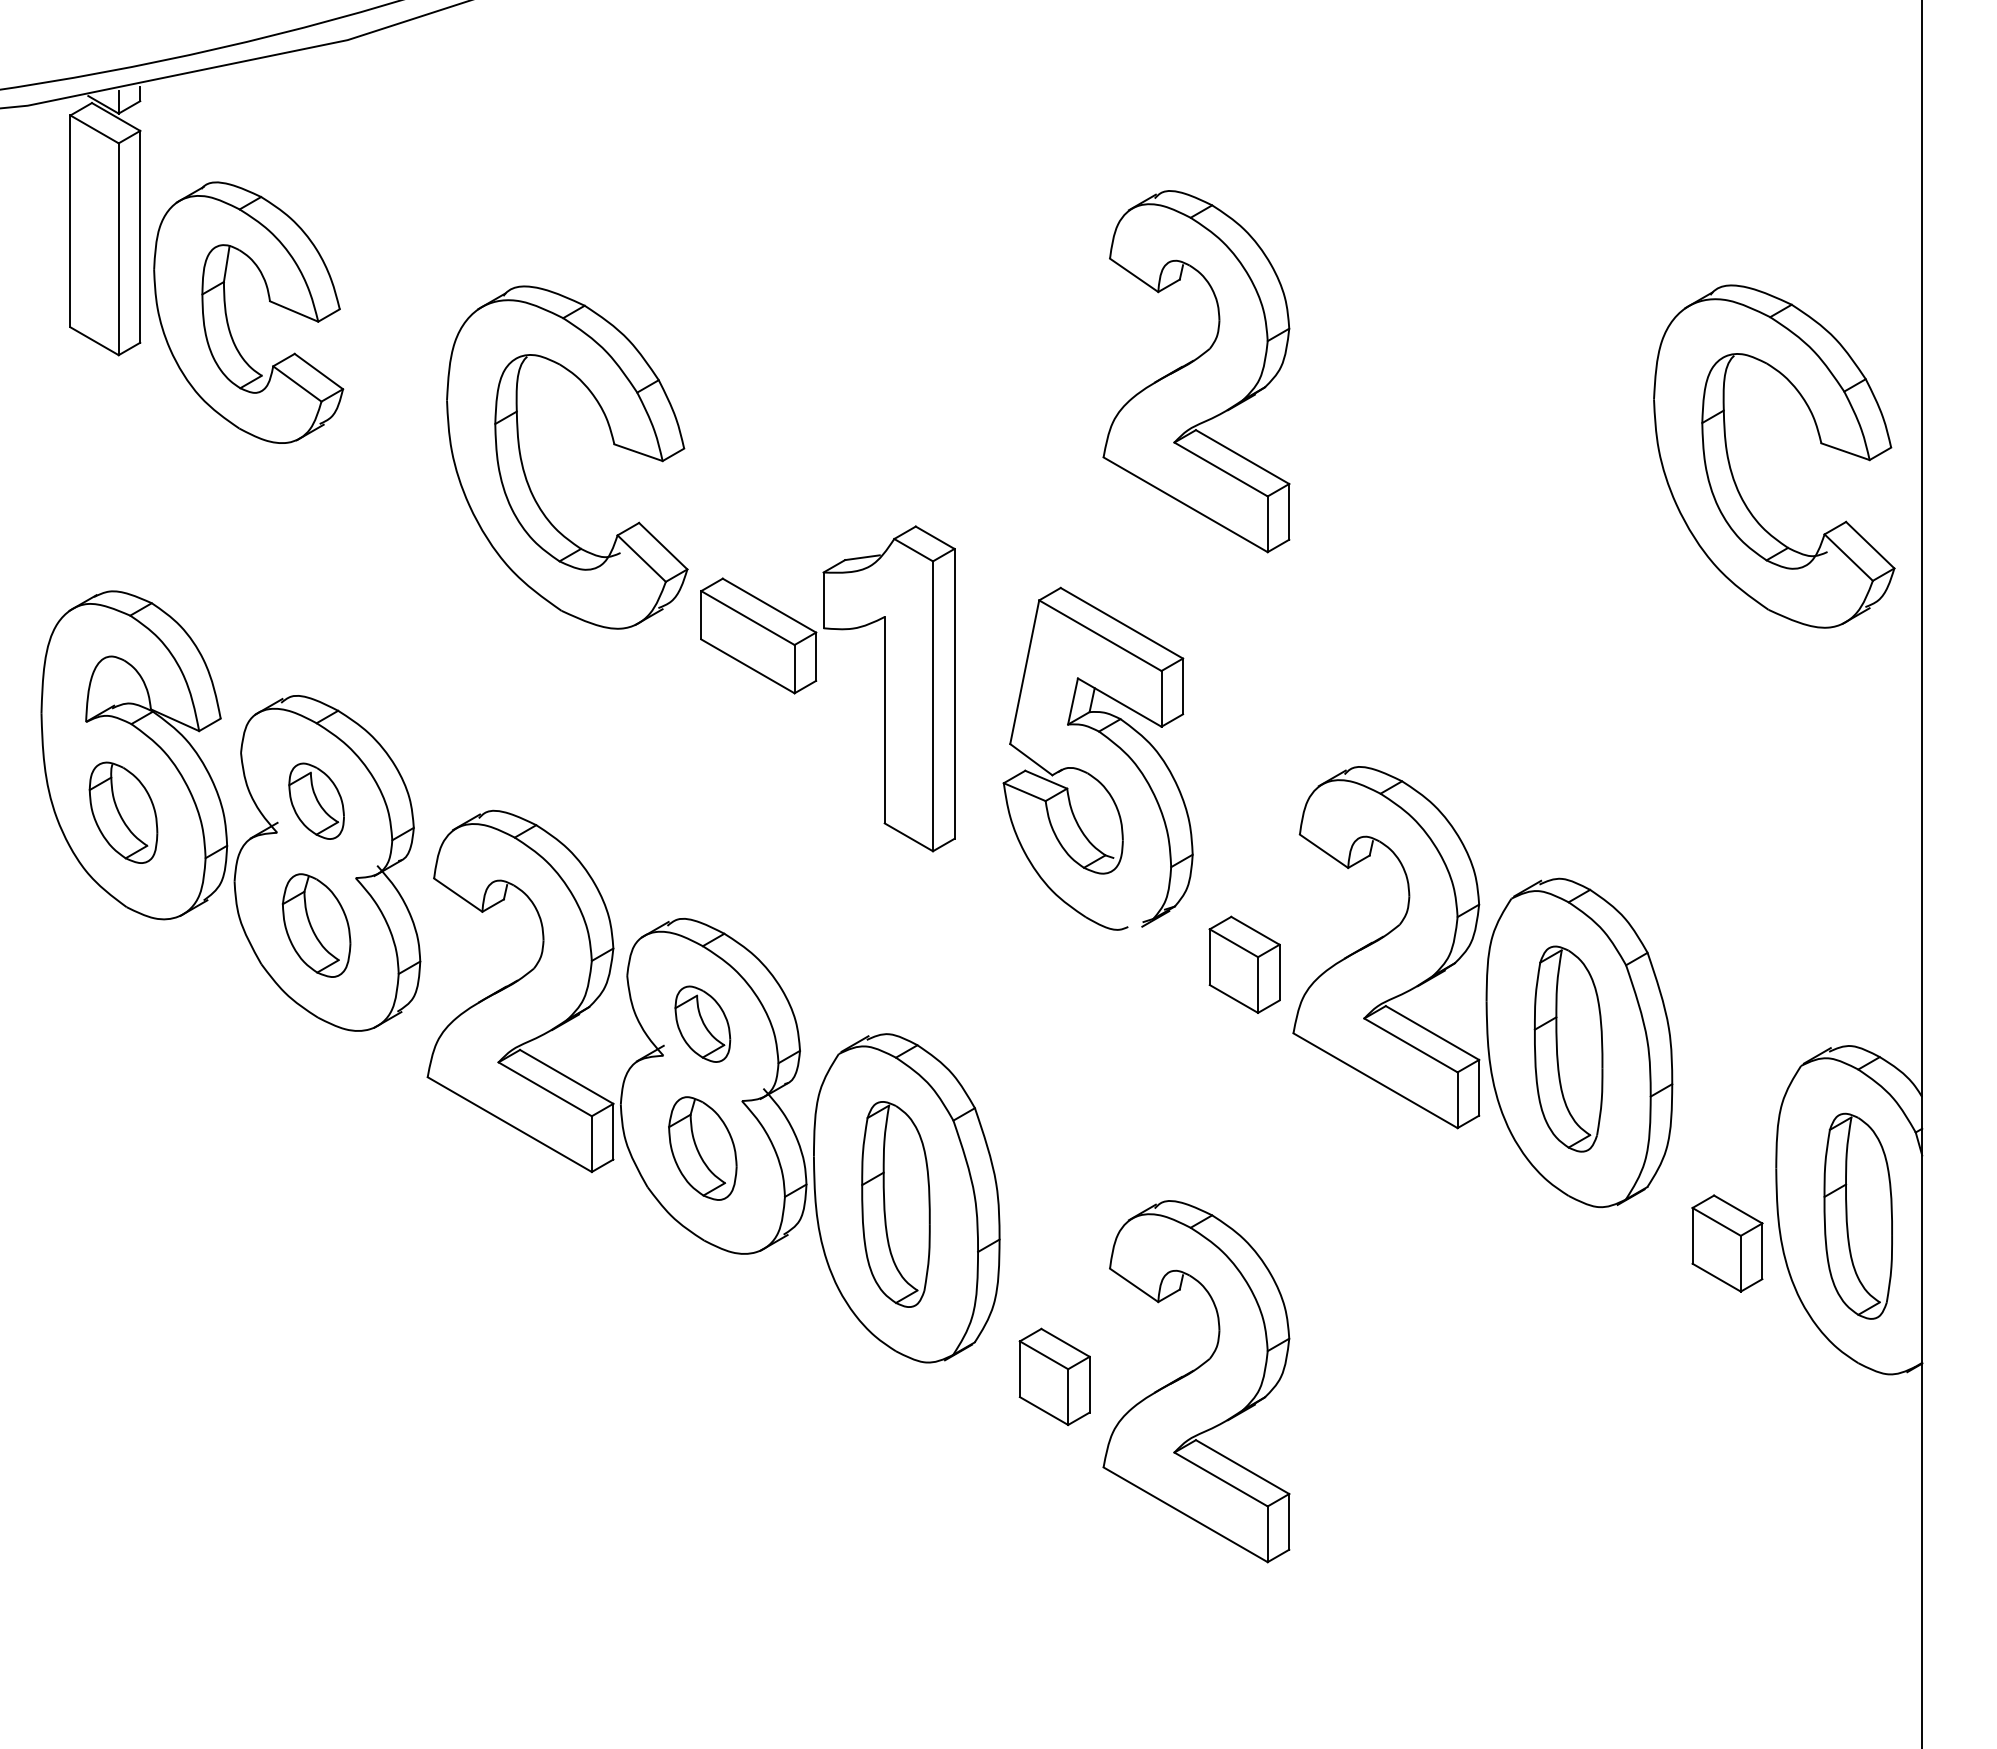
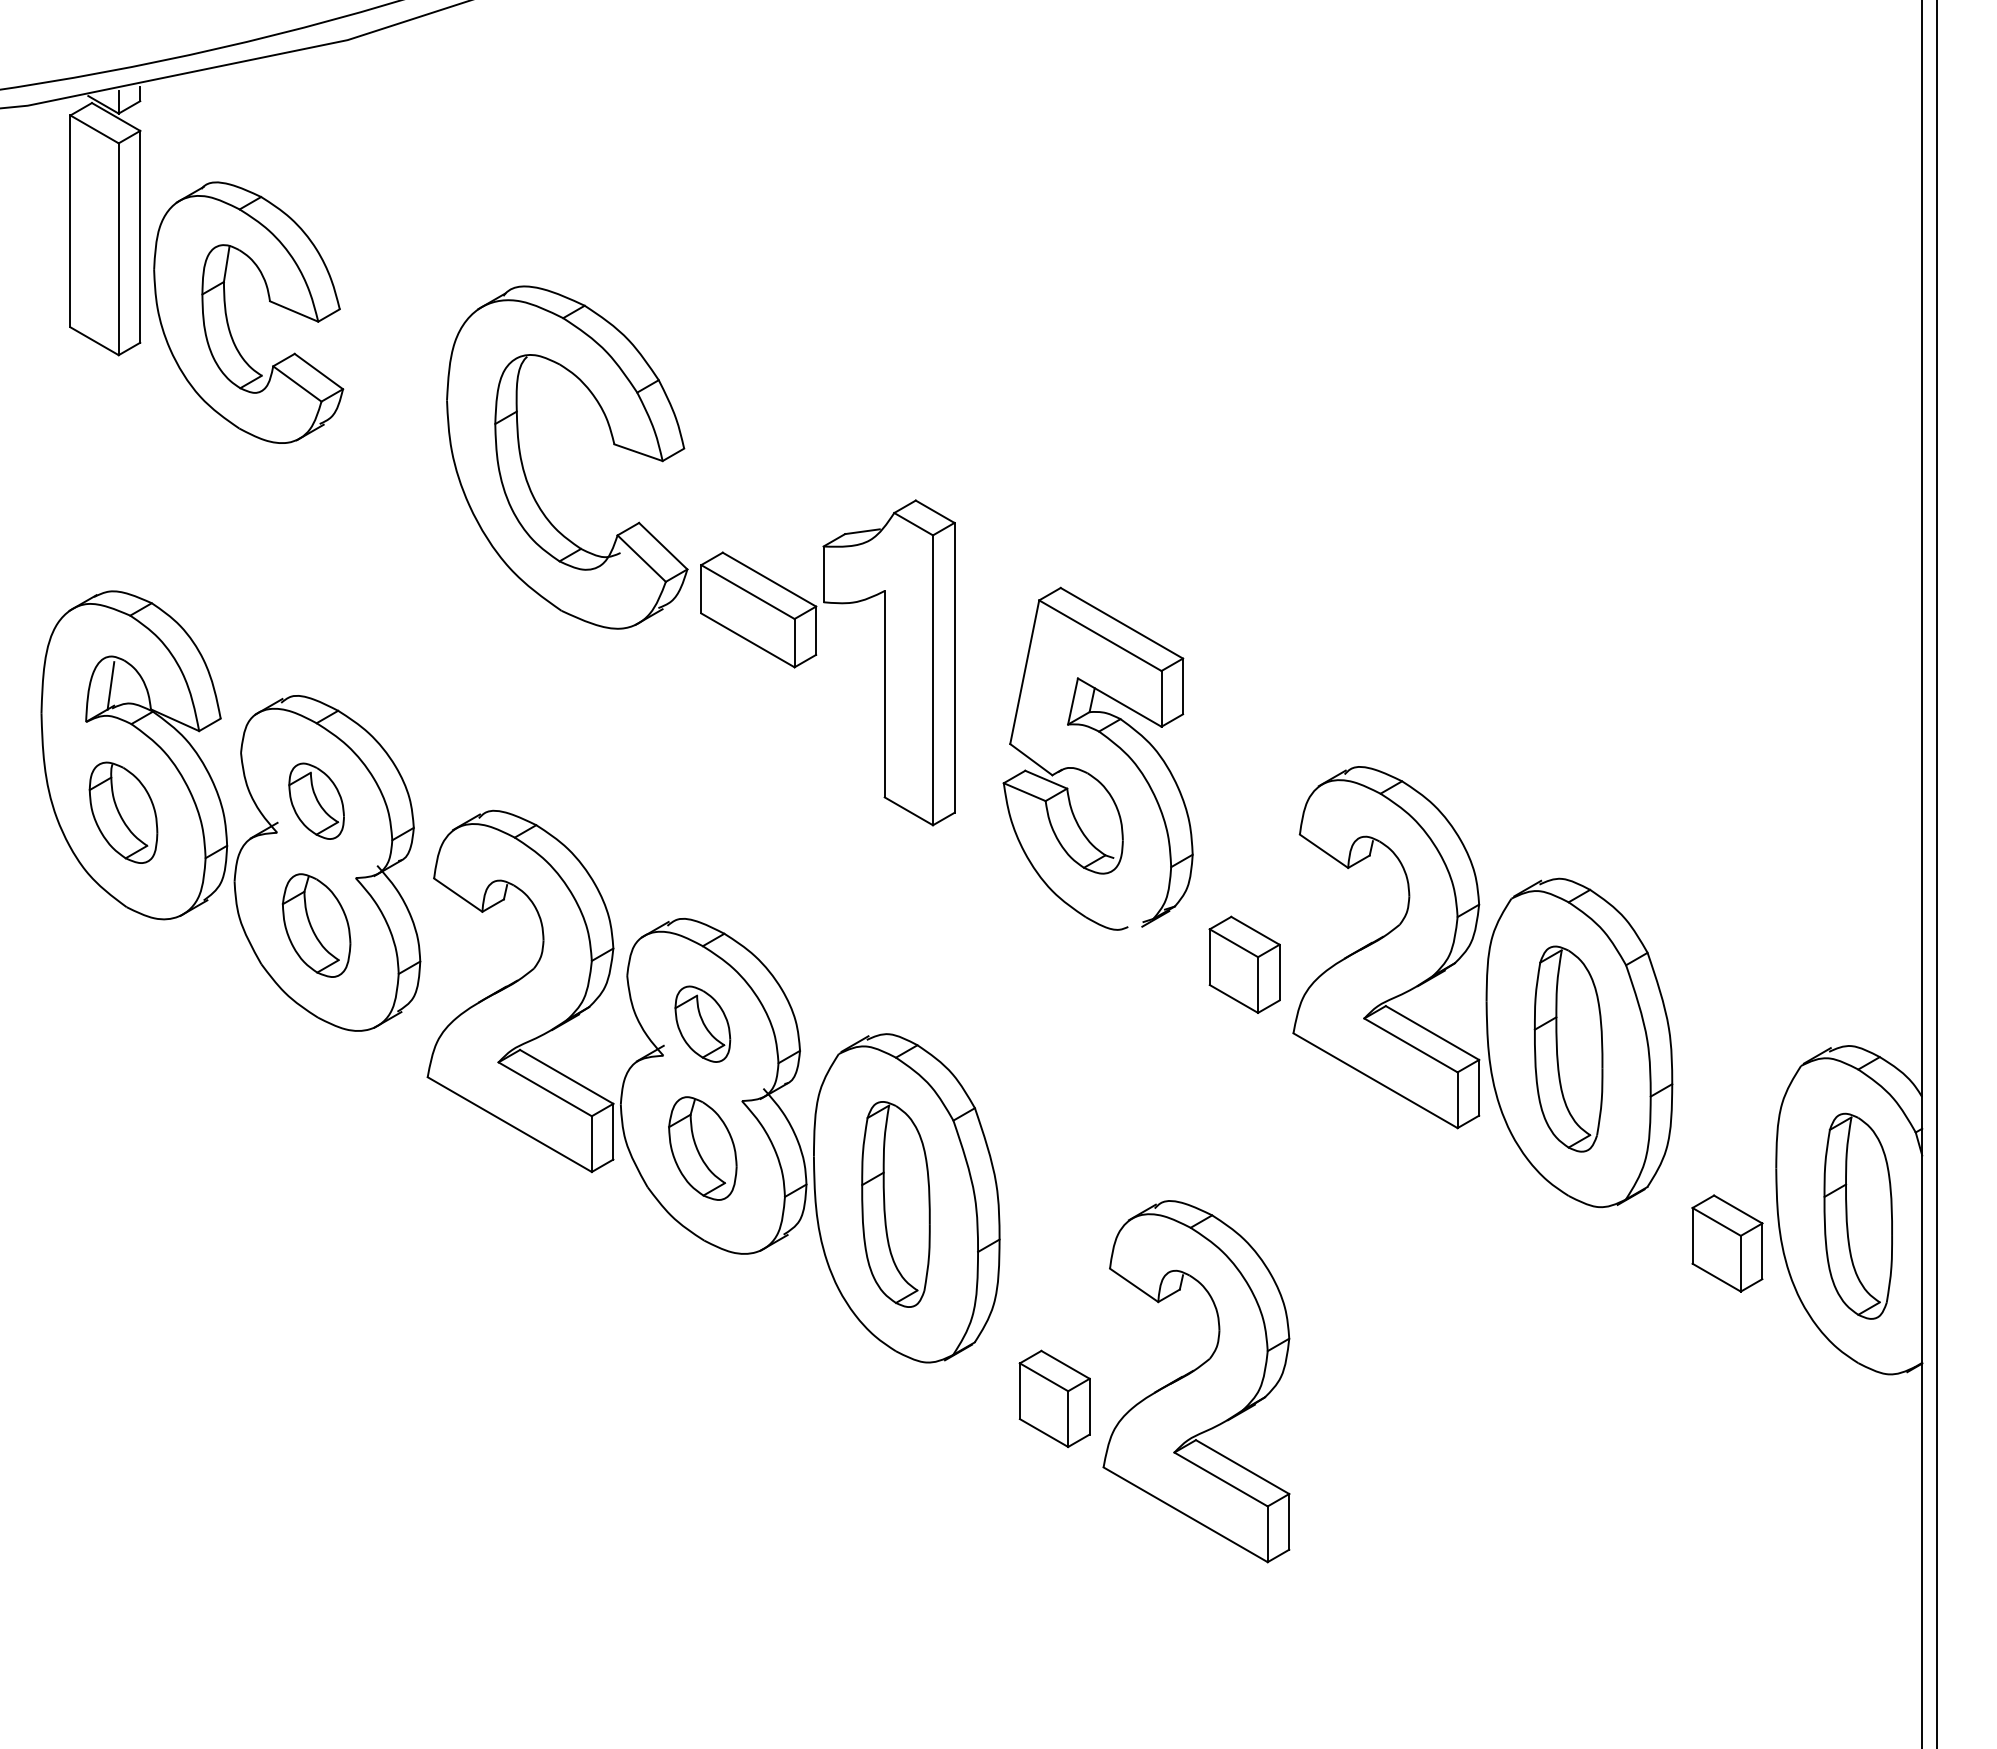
part: present -> none (1196, 371)
part: present -> none (1730, 463)
part position: (817, 681) -> (817, 655) (817, 655)
line: none -> present (110, 685)
line: none -> present (1937, 873)
part position: (1054, 1376) -> (1054, 1398) (1054, 1398)
